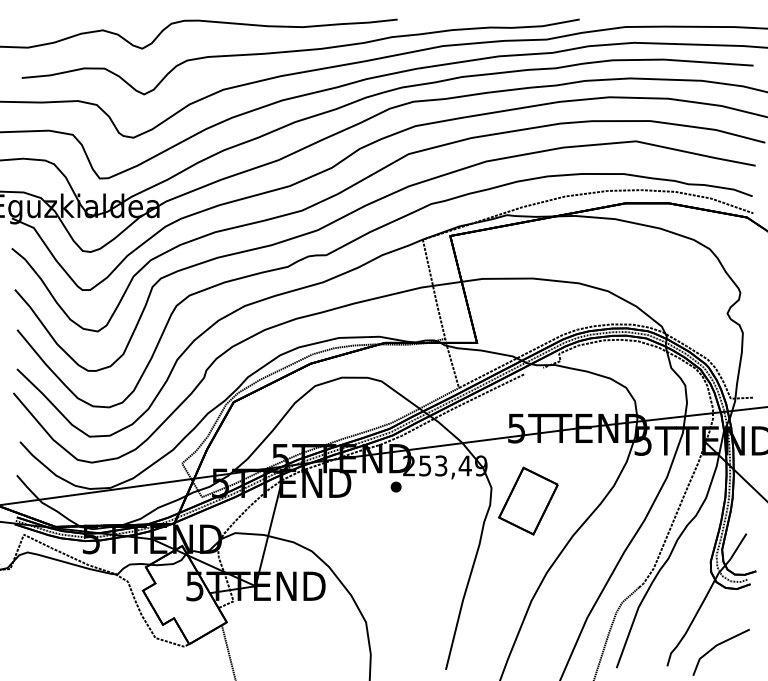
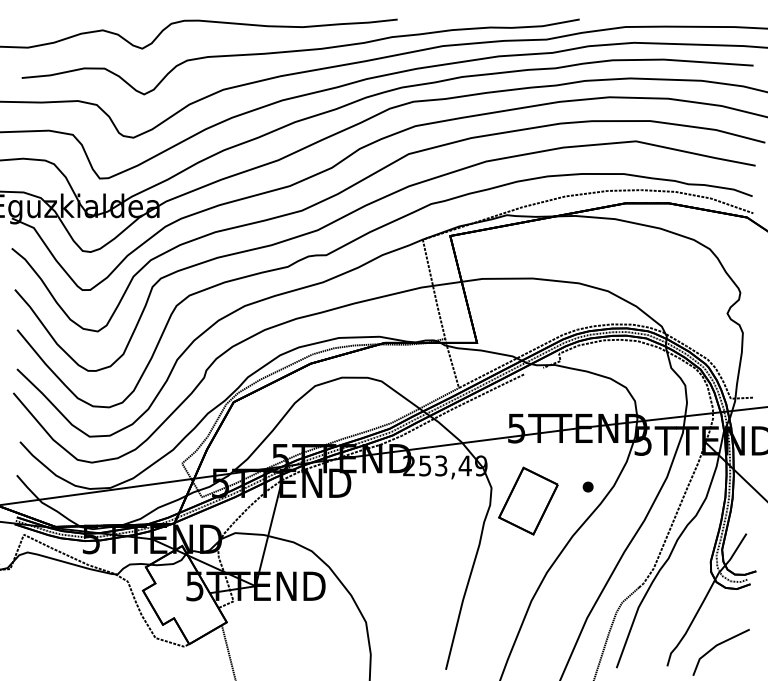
part position: (395, 486) -> (587, 486) (587, 486)
